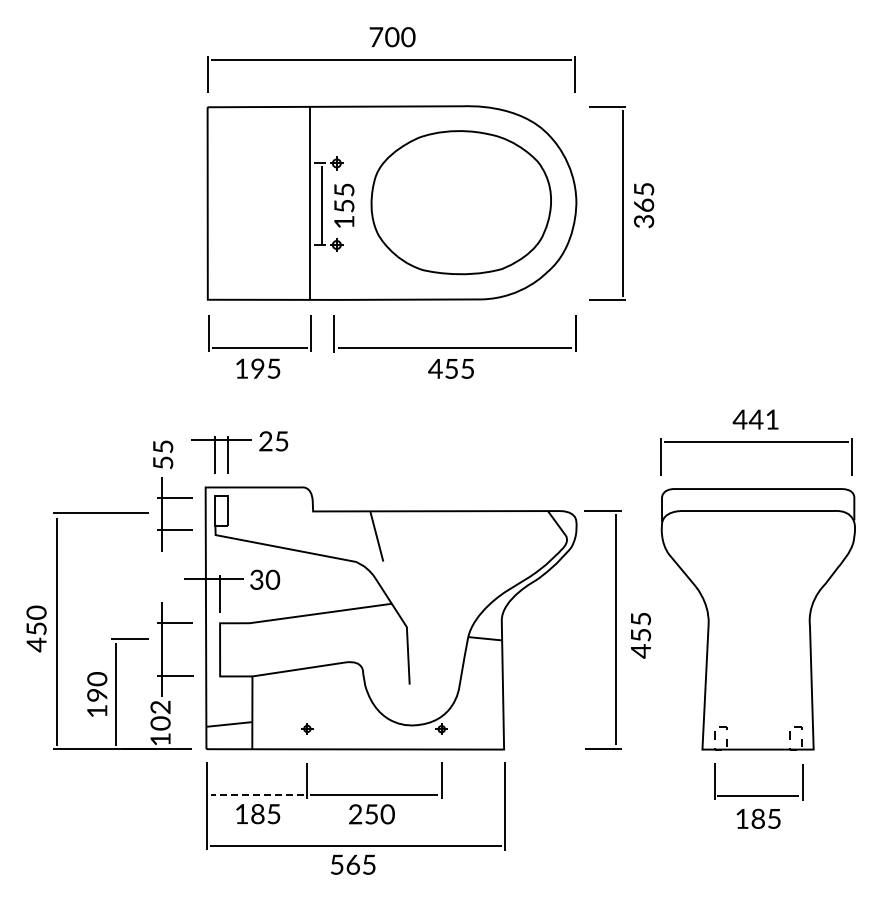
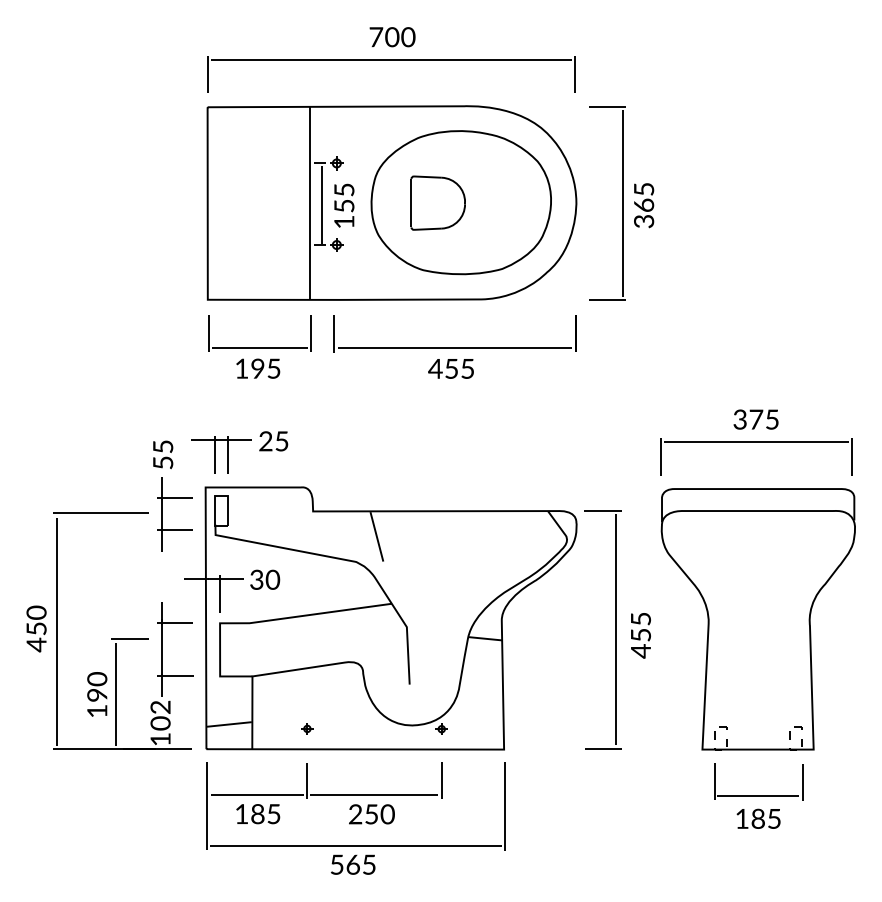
part: none -> present (437, 202)
text: 441 -> 375 (755, 419)
line: dashed -> solid (257, 795)
